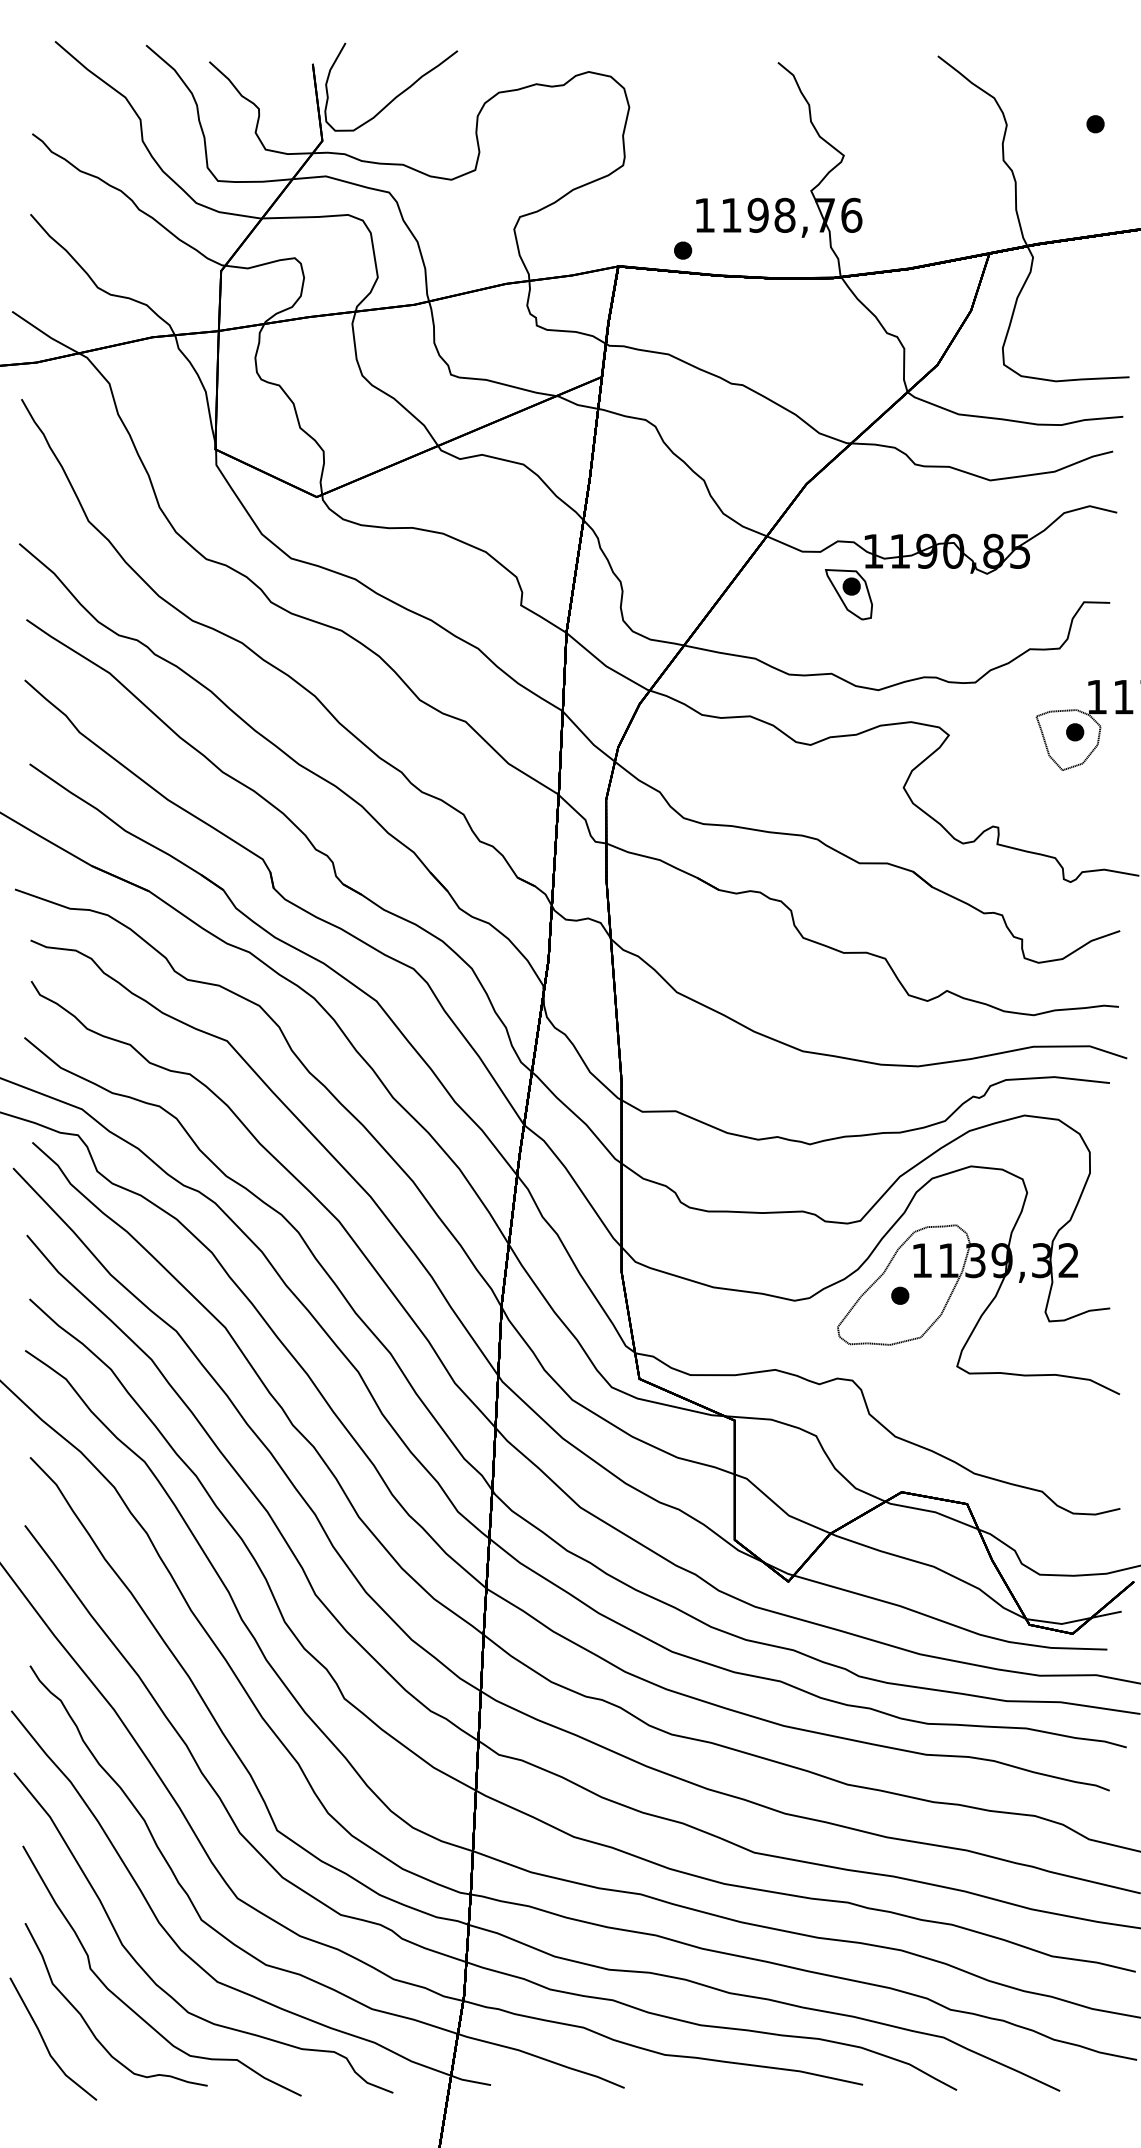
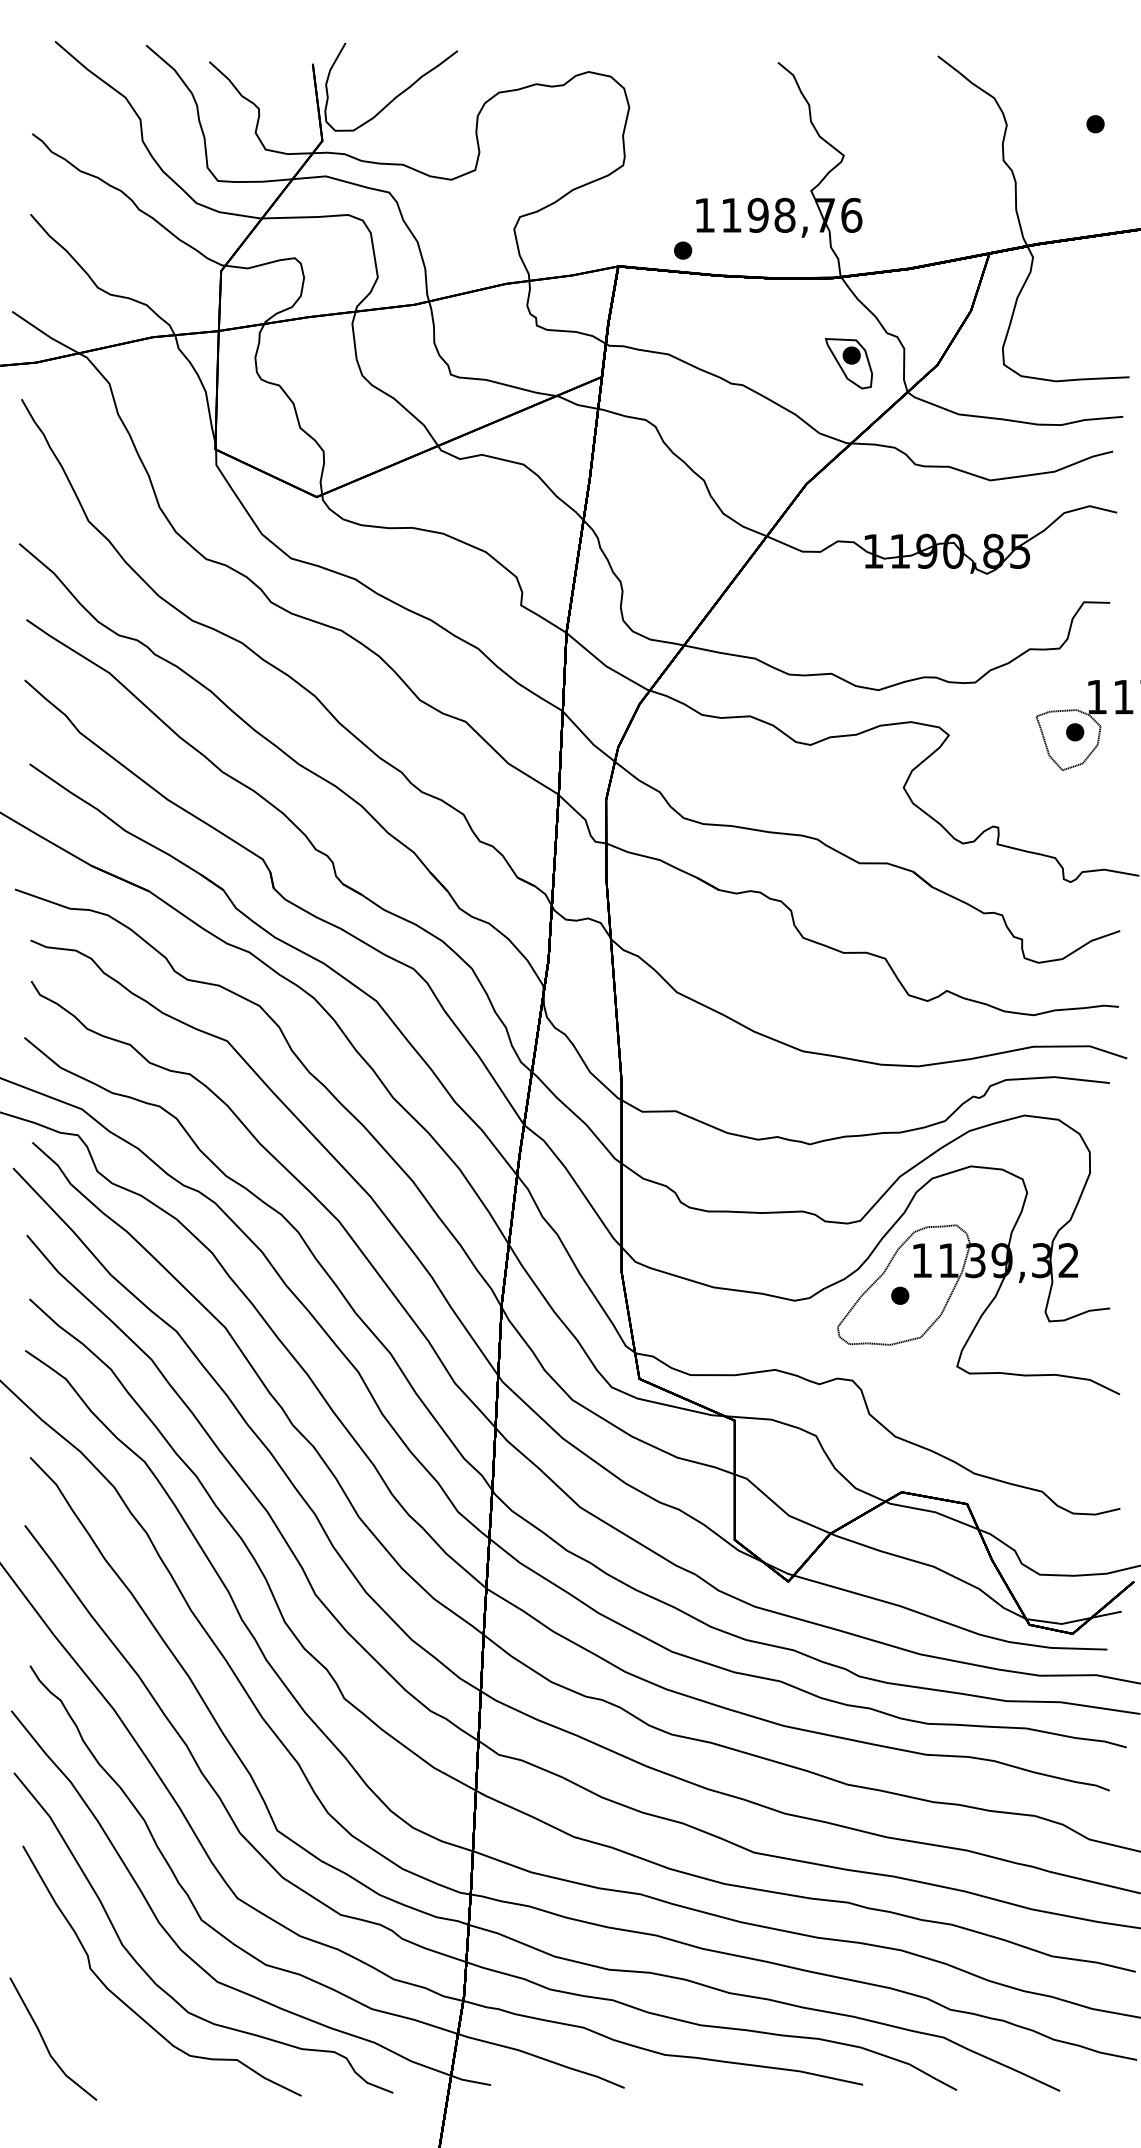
part position: (848, 594) -> (848, 363) (848, 363)
part: present -> none (88, 2024)
